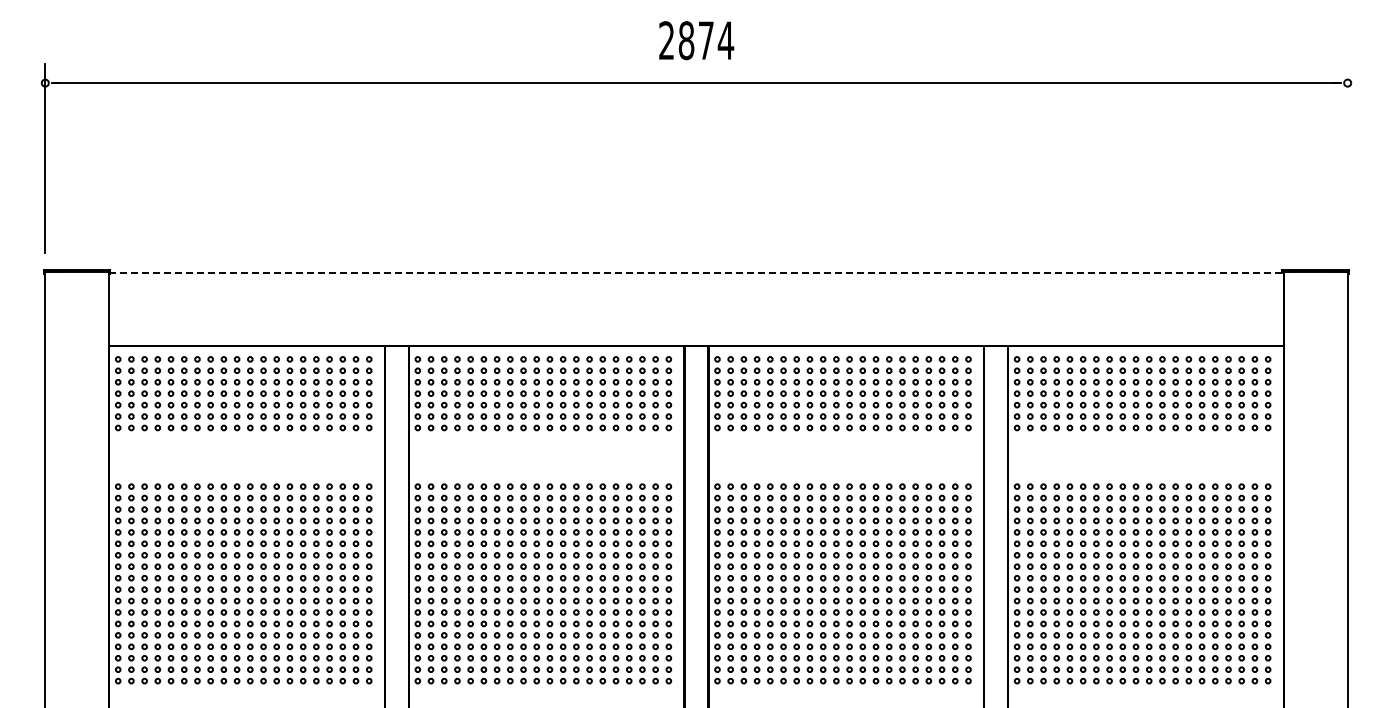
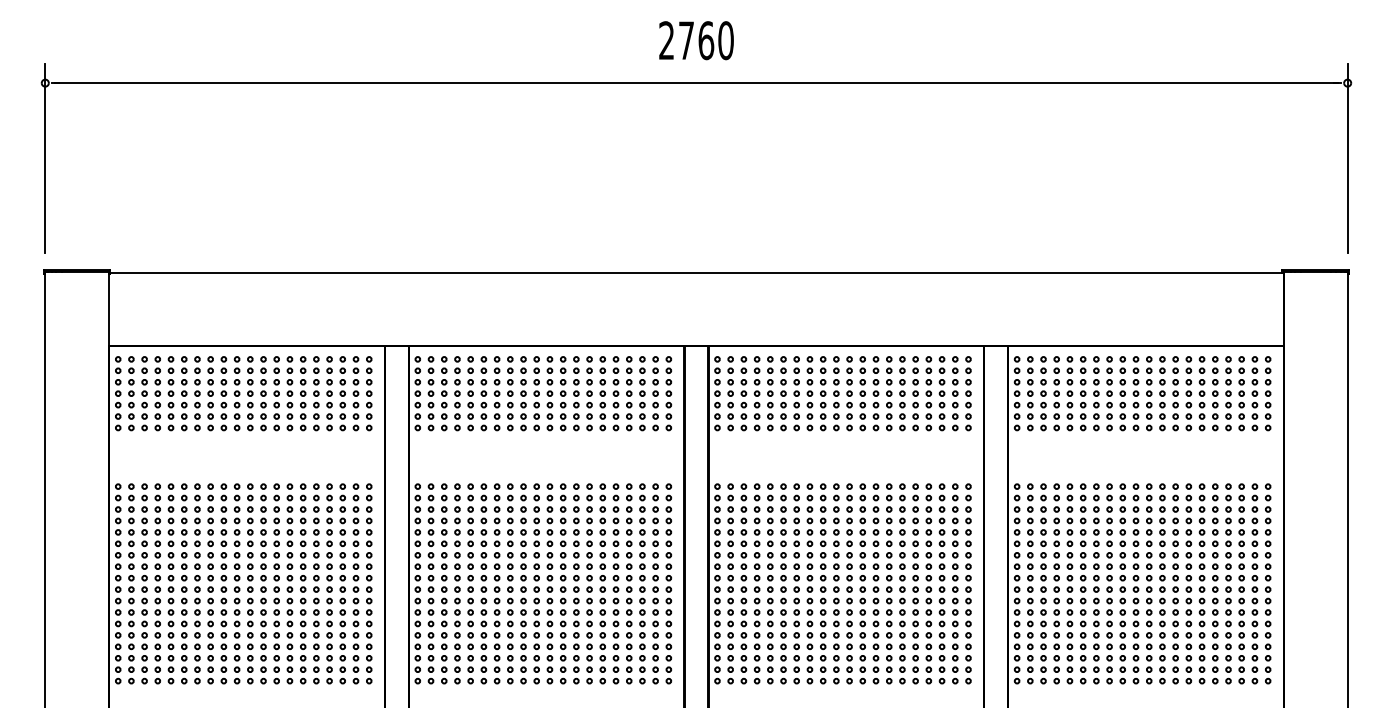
text: 2874 -> 2760 (706, 40)
line: none -> present (1347, 158)
line: dashed -> solid (696, 272)
